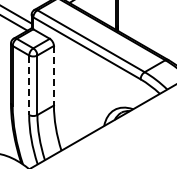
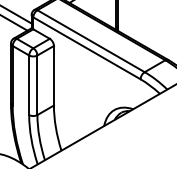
line: dashed -> solid (53, 75)
line: dashed -> solid (29, 85)
